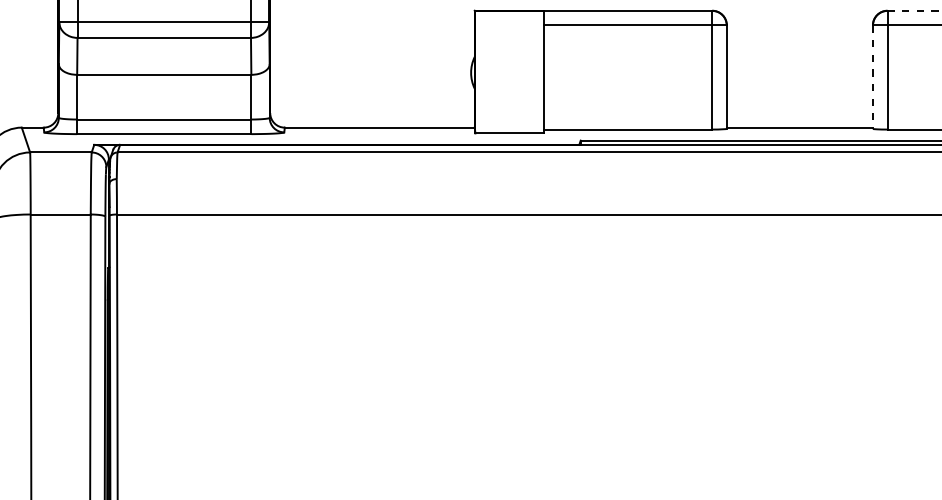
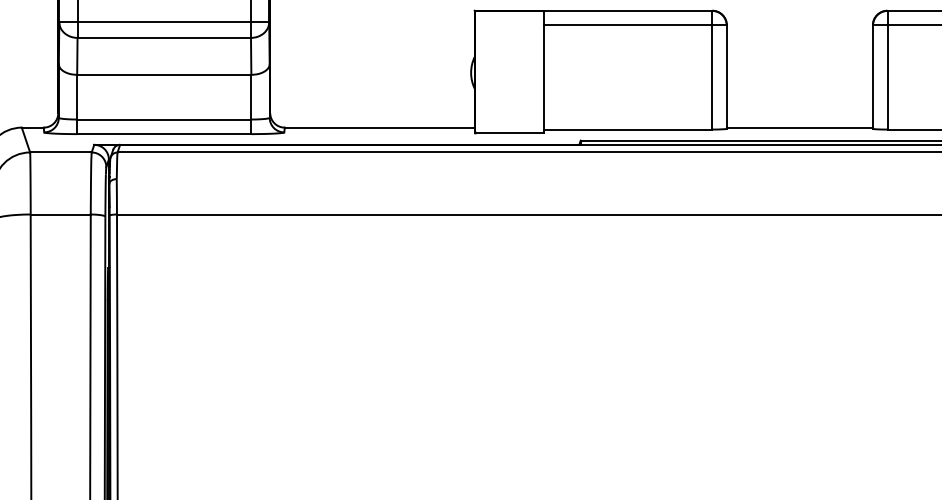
line: dashed -> solid (914, 10)
line: dashed -> solid (872, 77)
